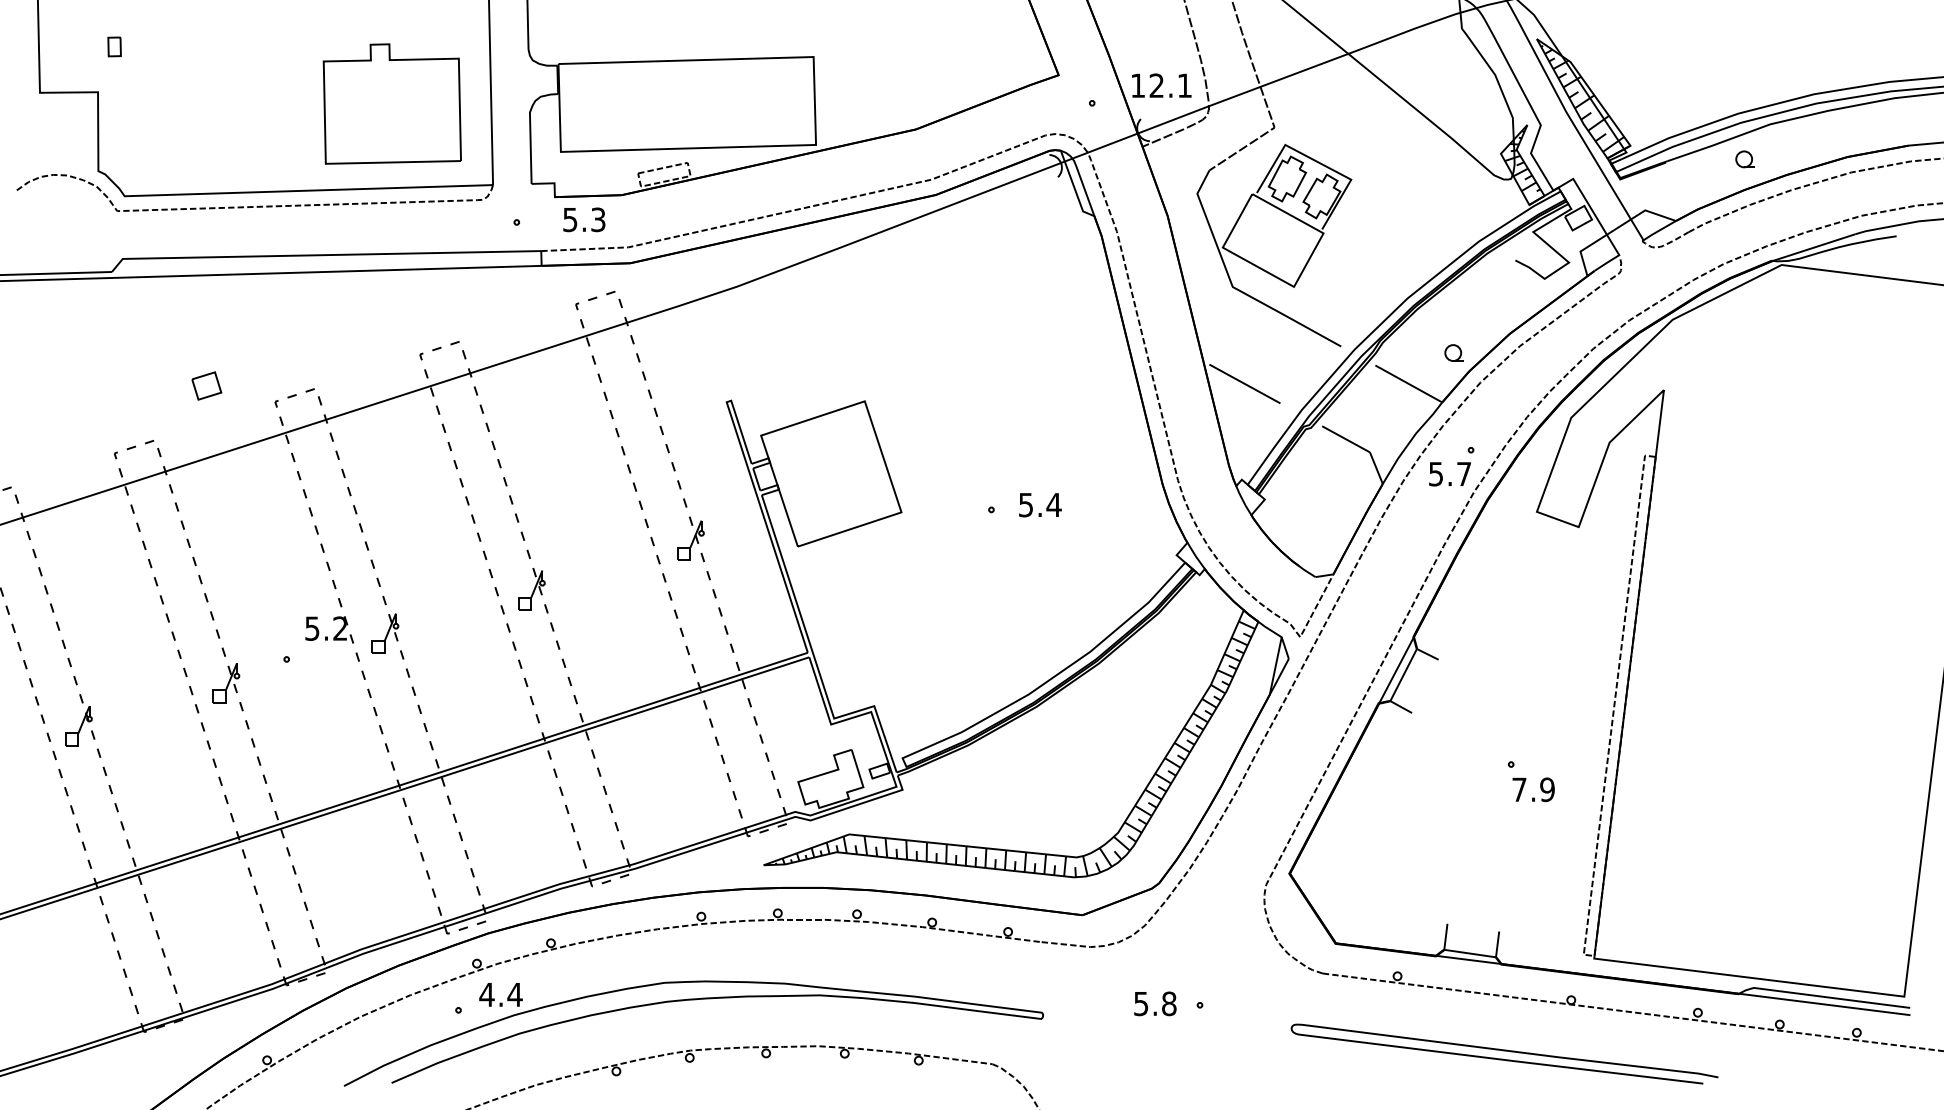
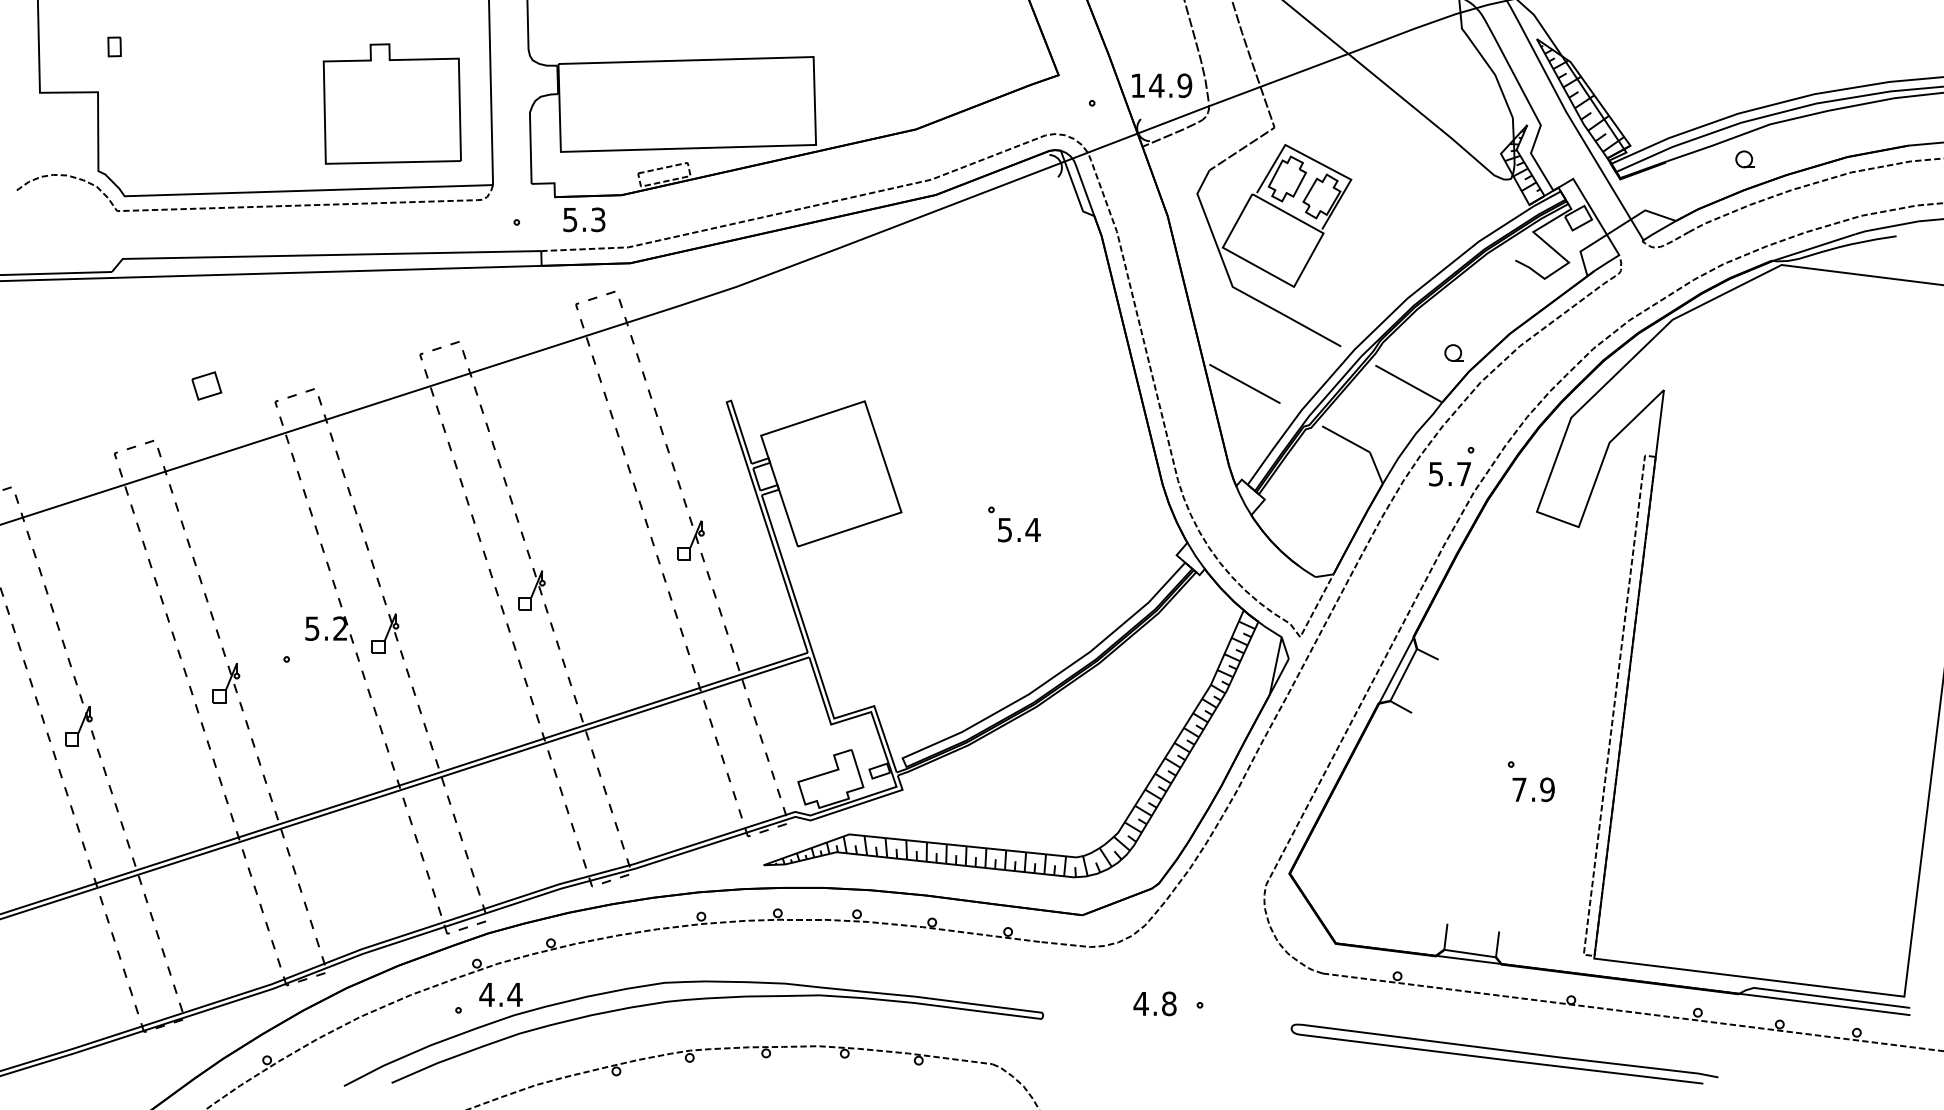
text: 12.1 -> 14.9 (1170, 85)
text position: (1040, 505) -> (1019, 530) (1019, 530)
text: 5.8 -> 4.8 (1140, 1004)
